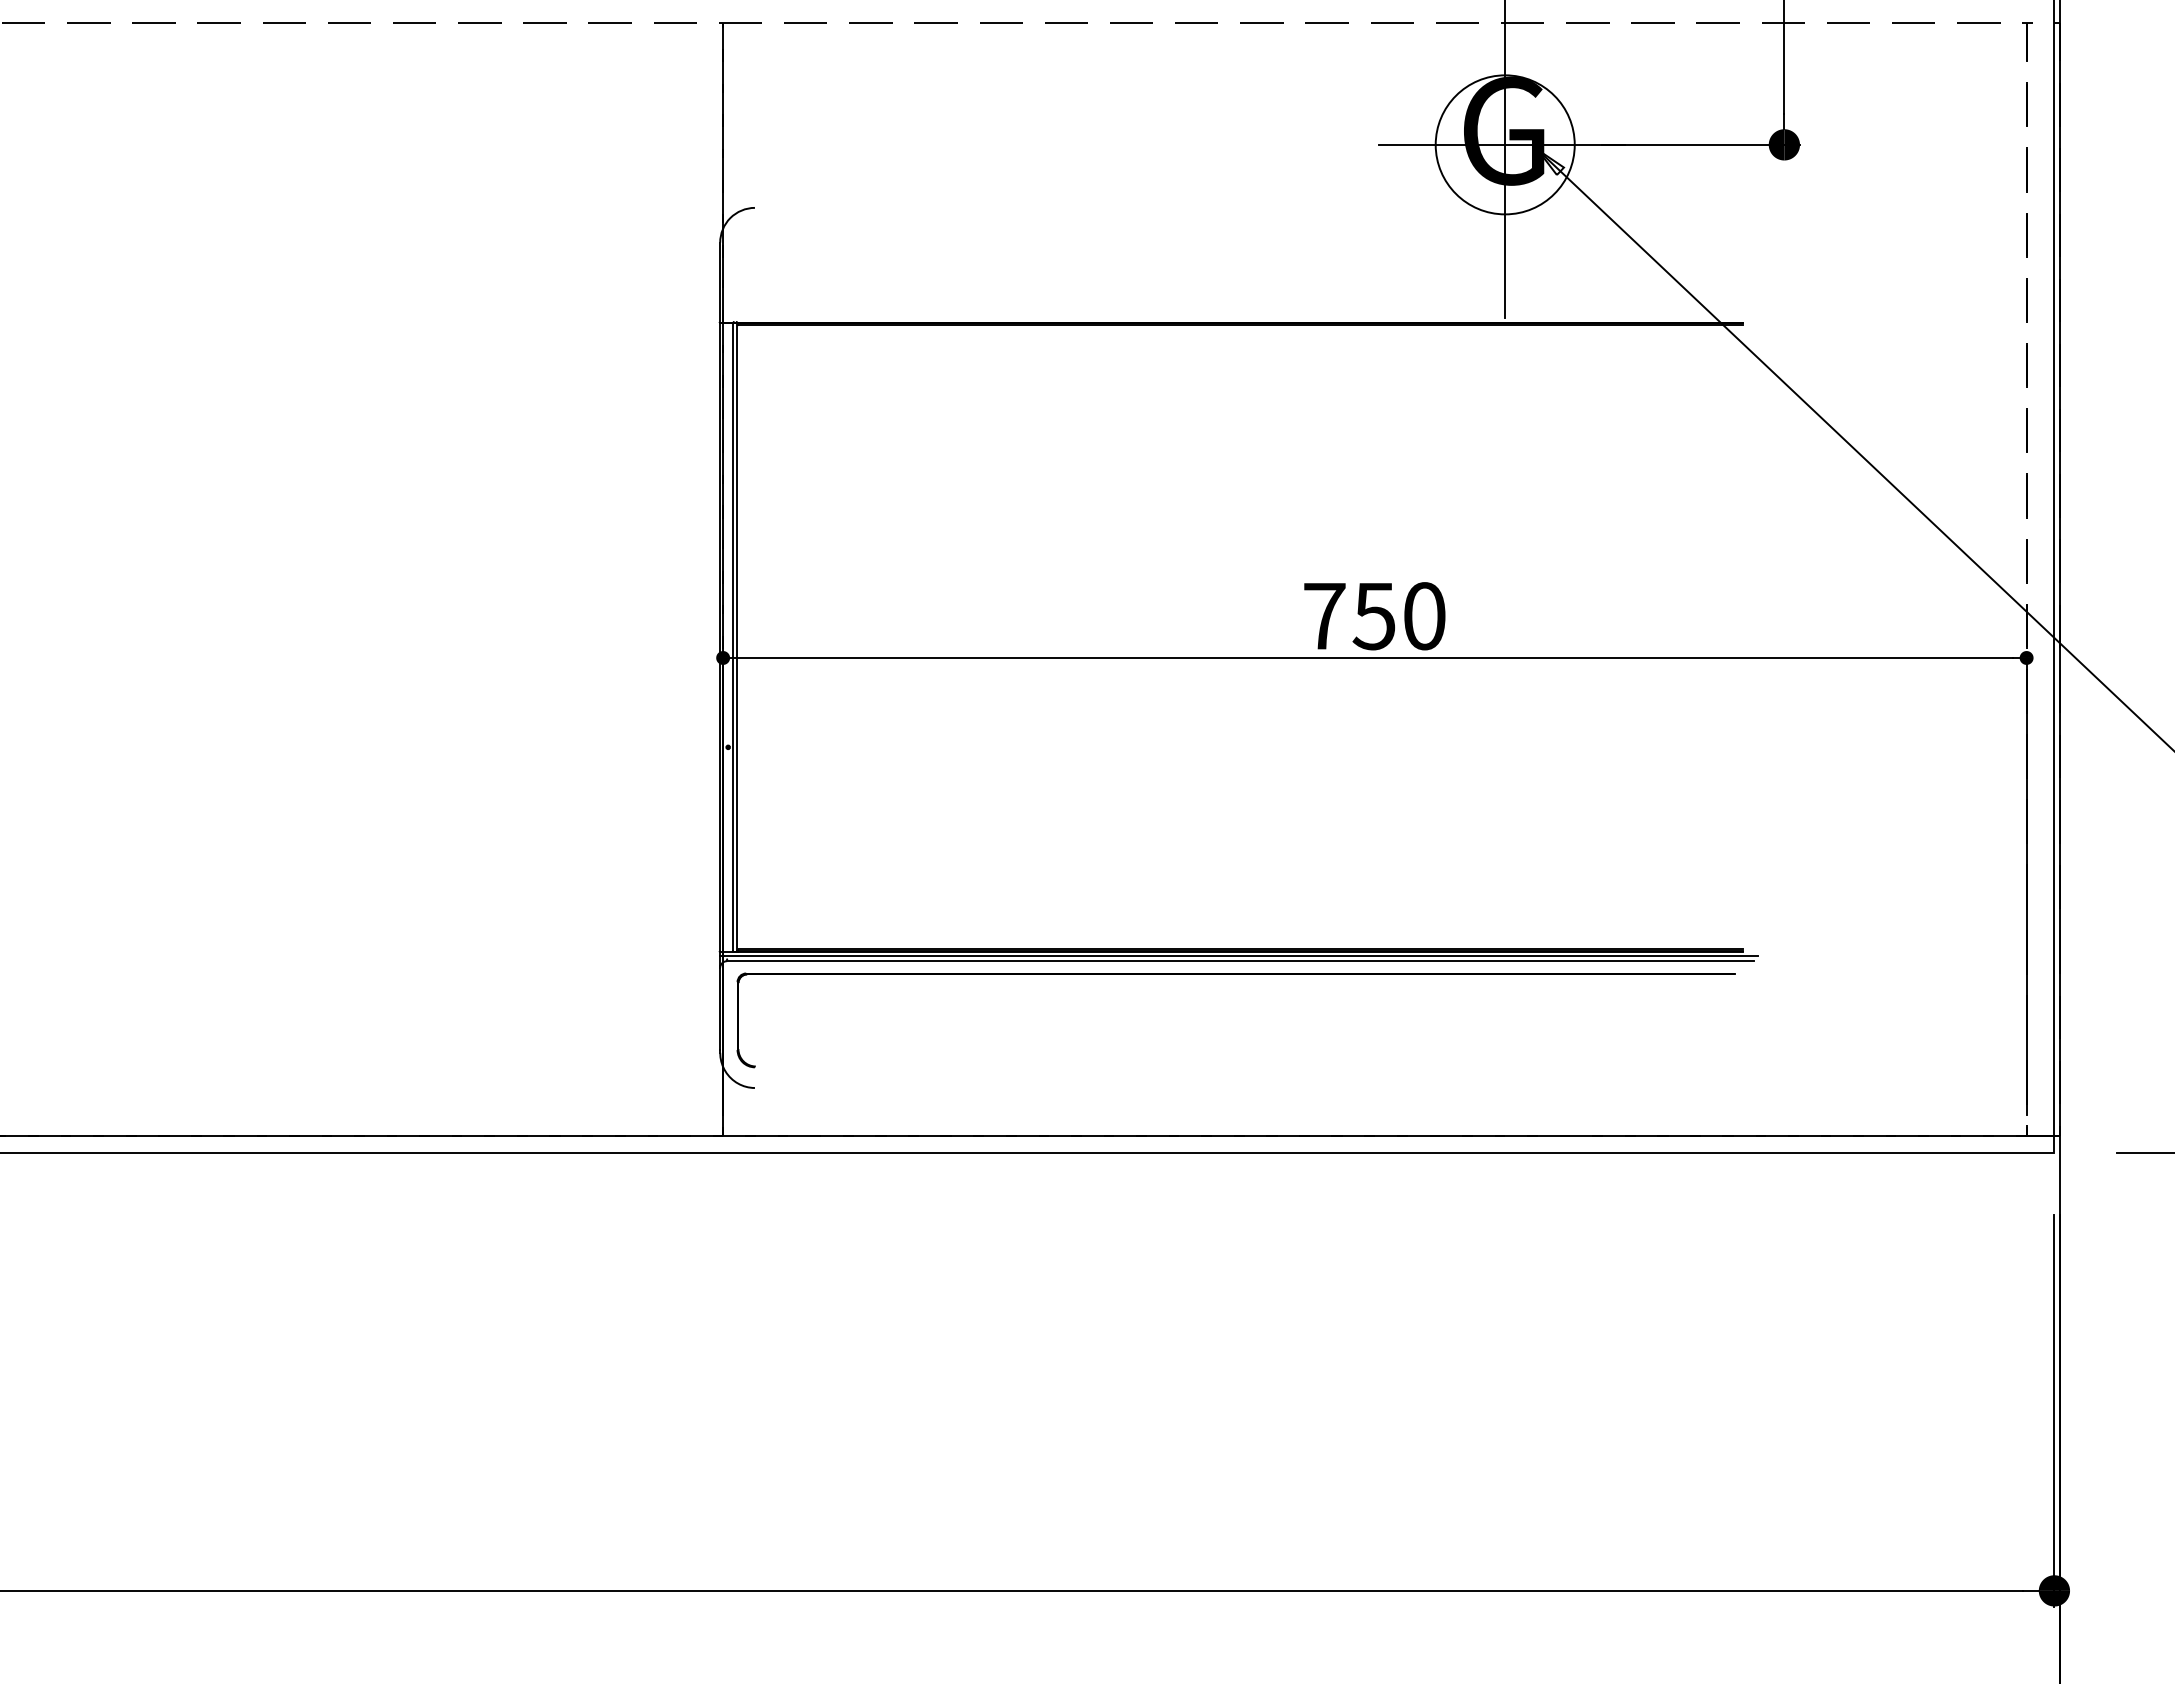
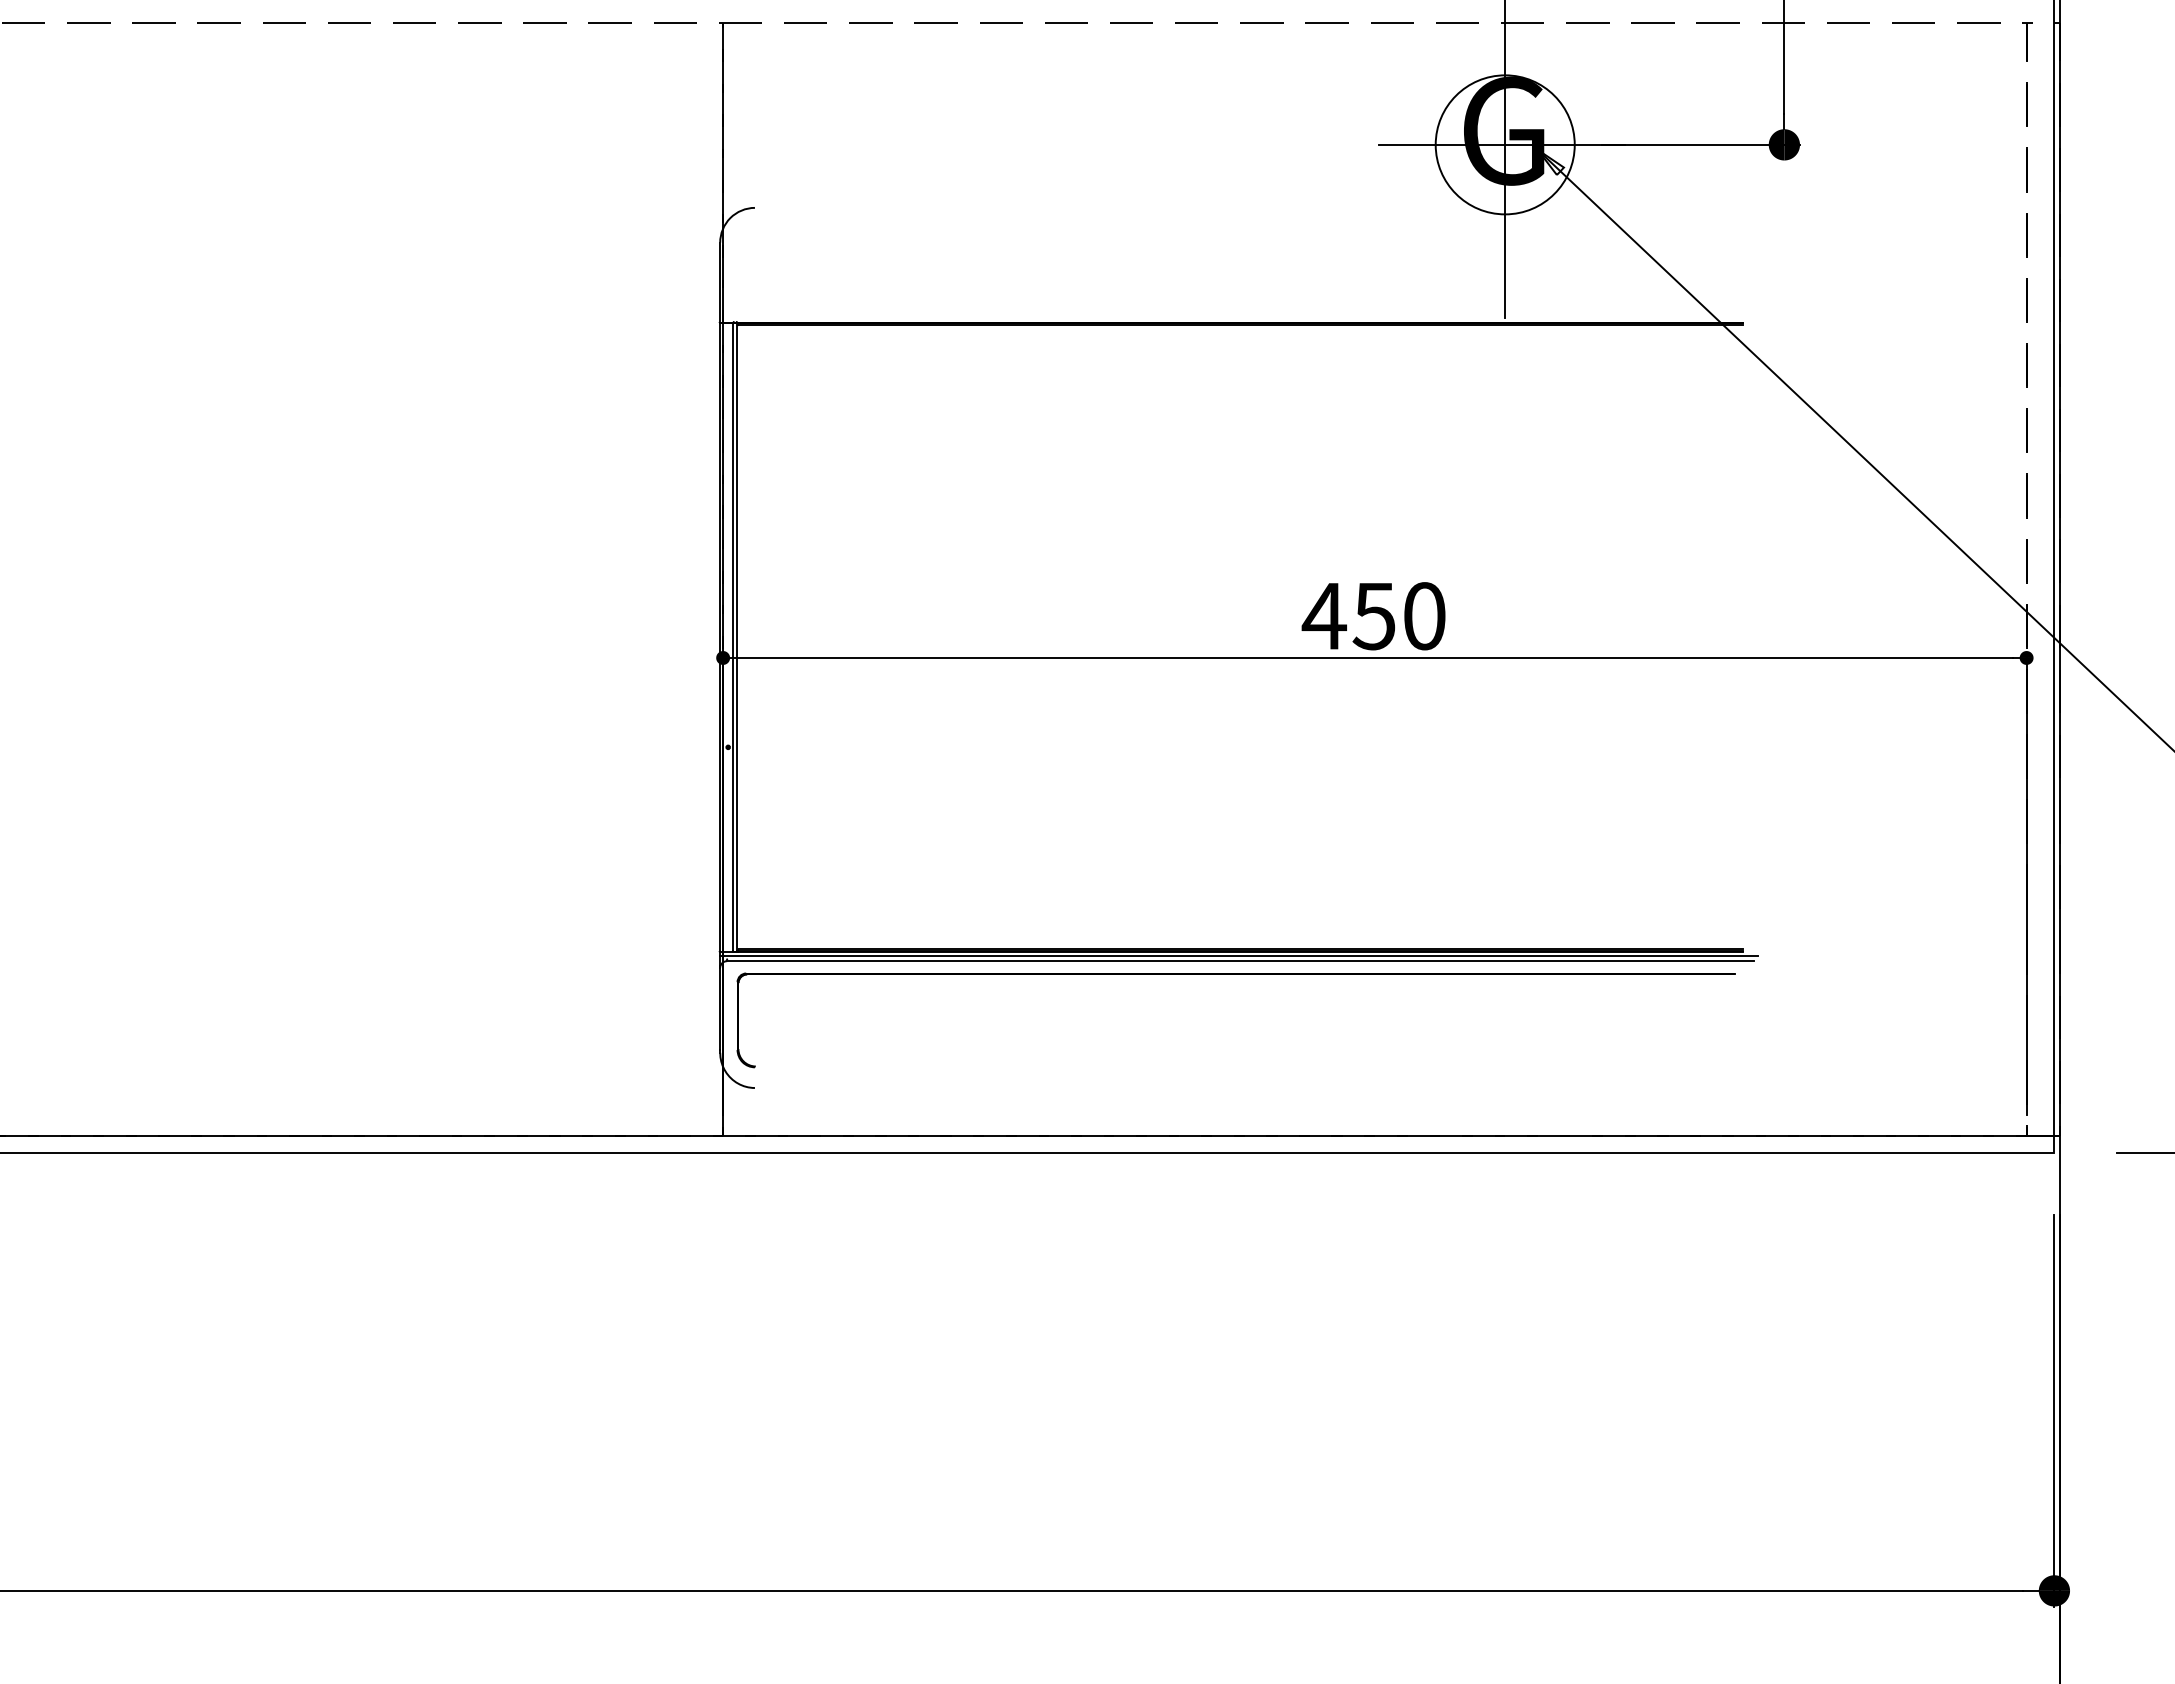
text: 750 -> 450 (1324, 616)
